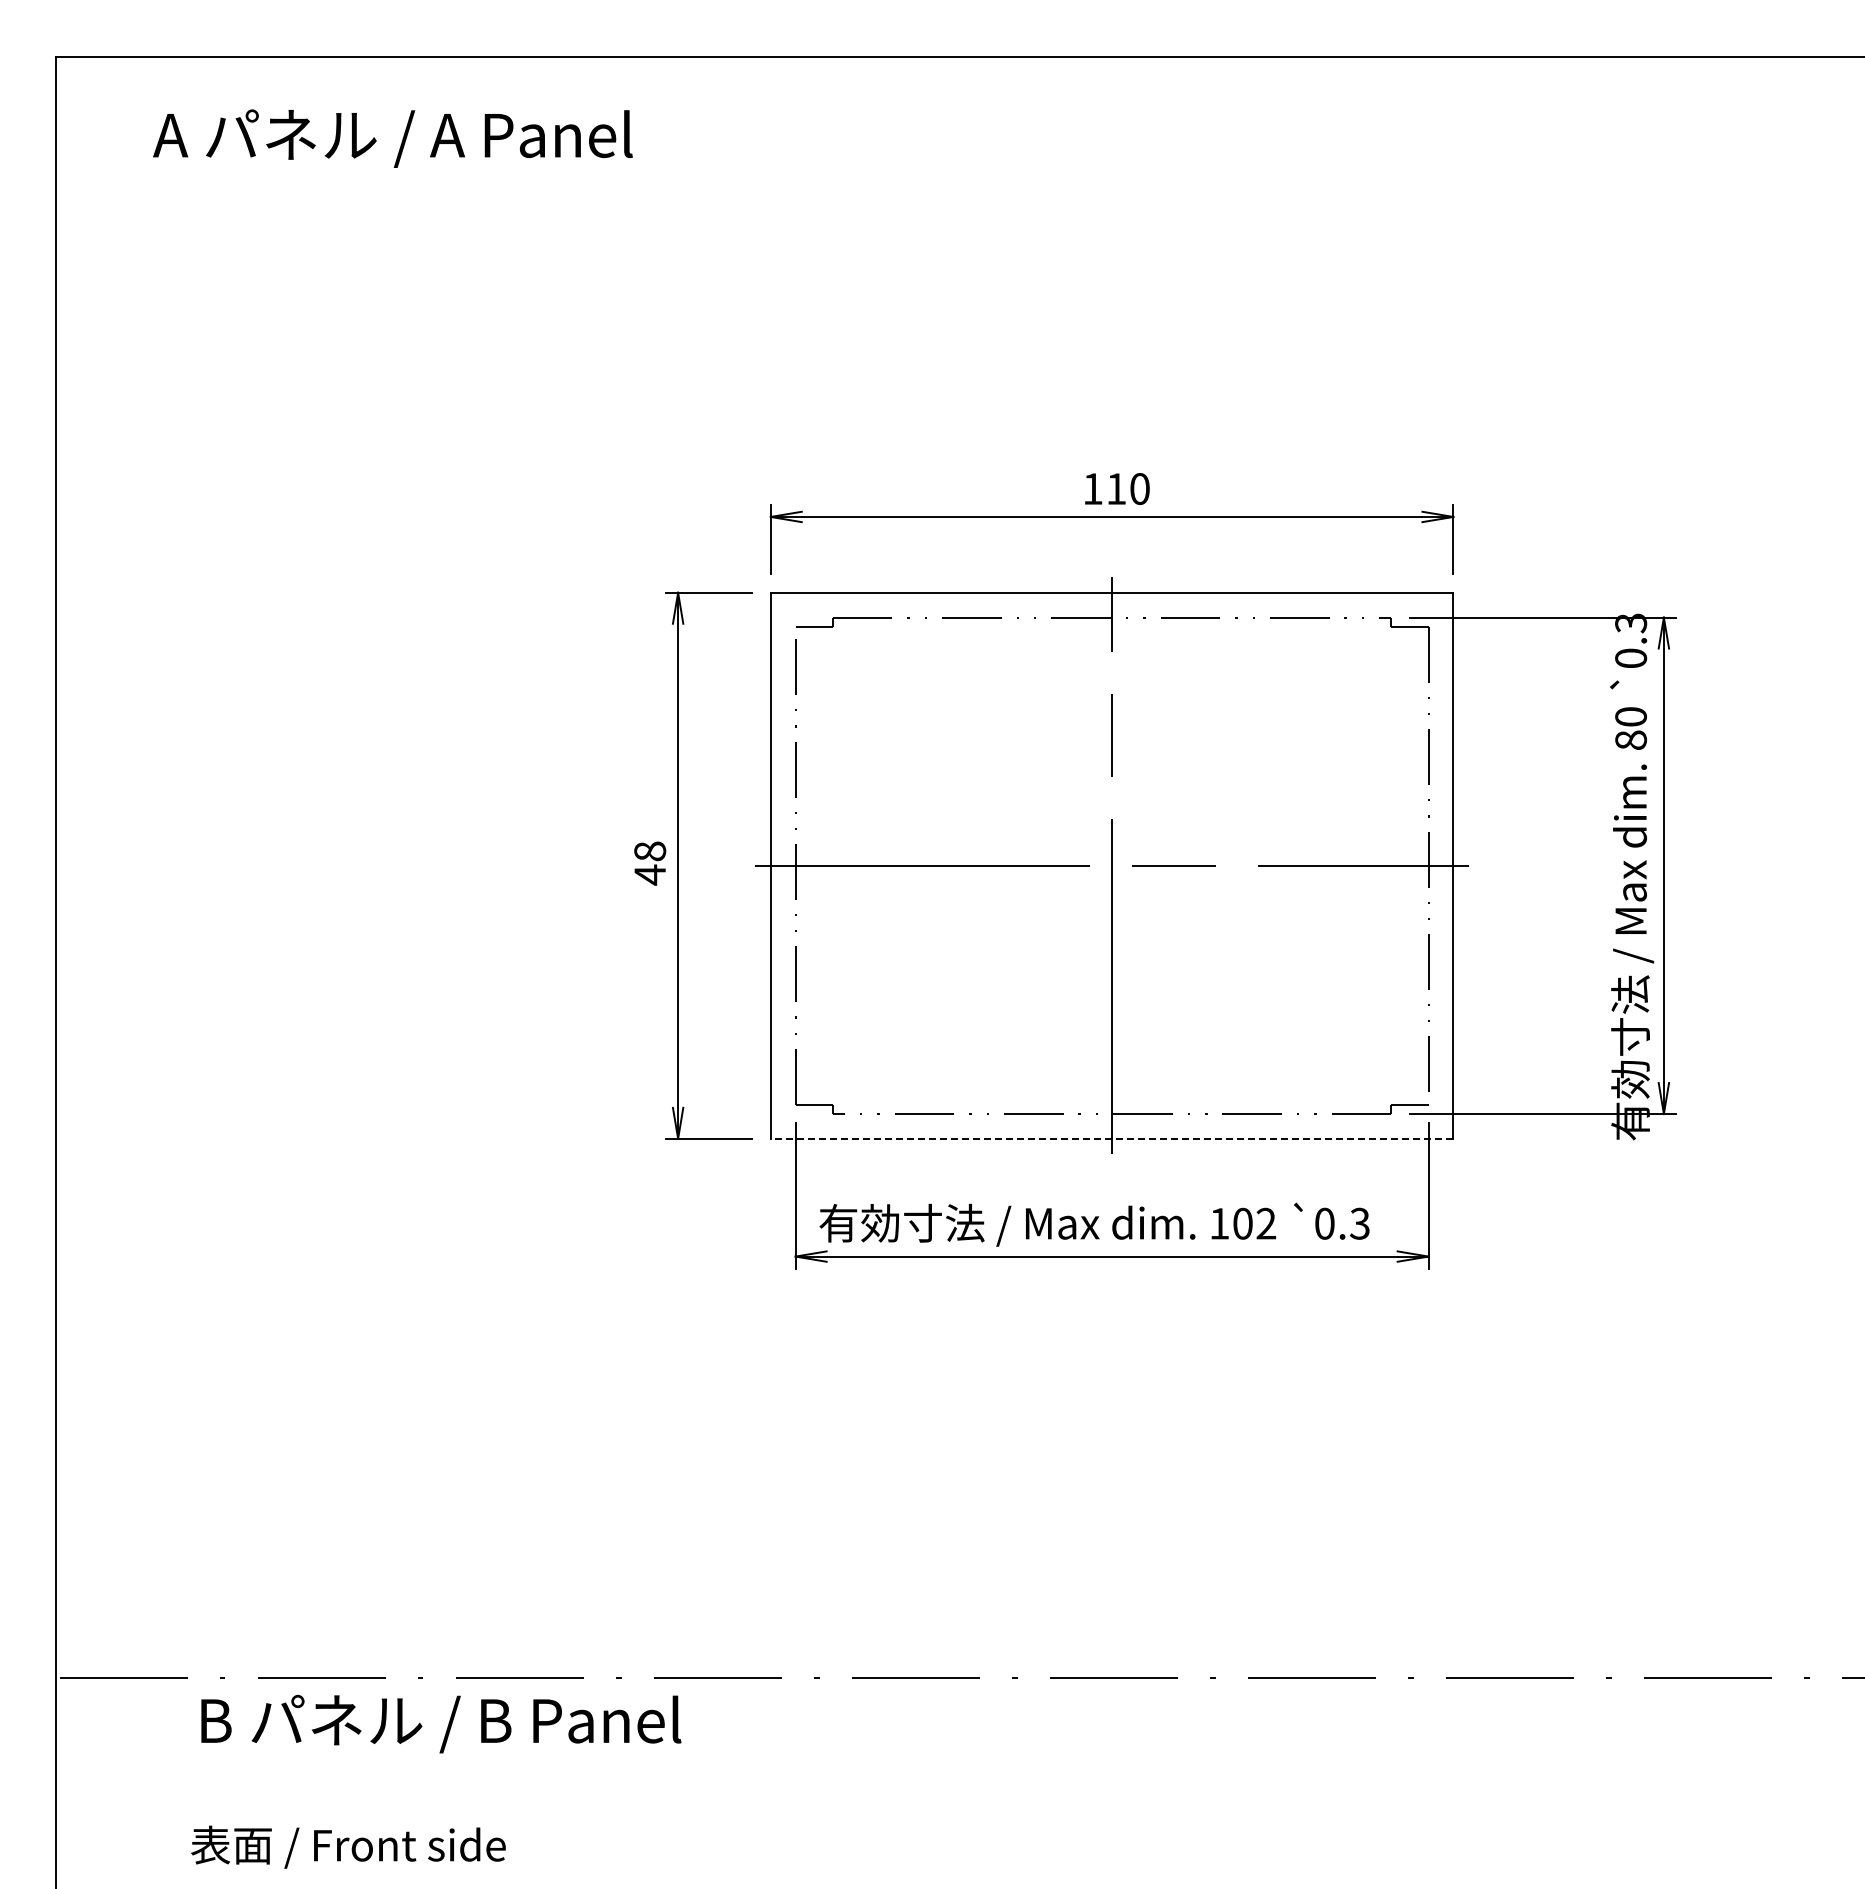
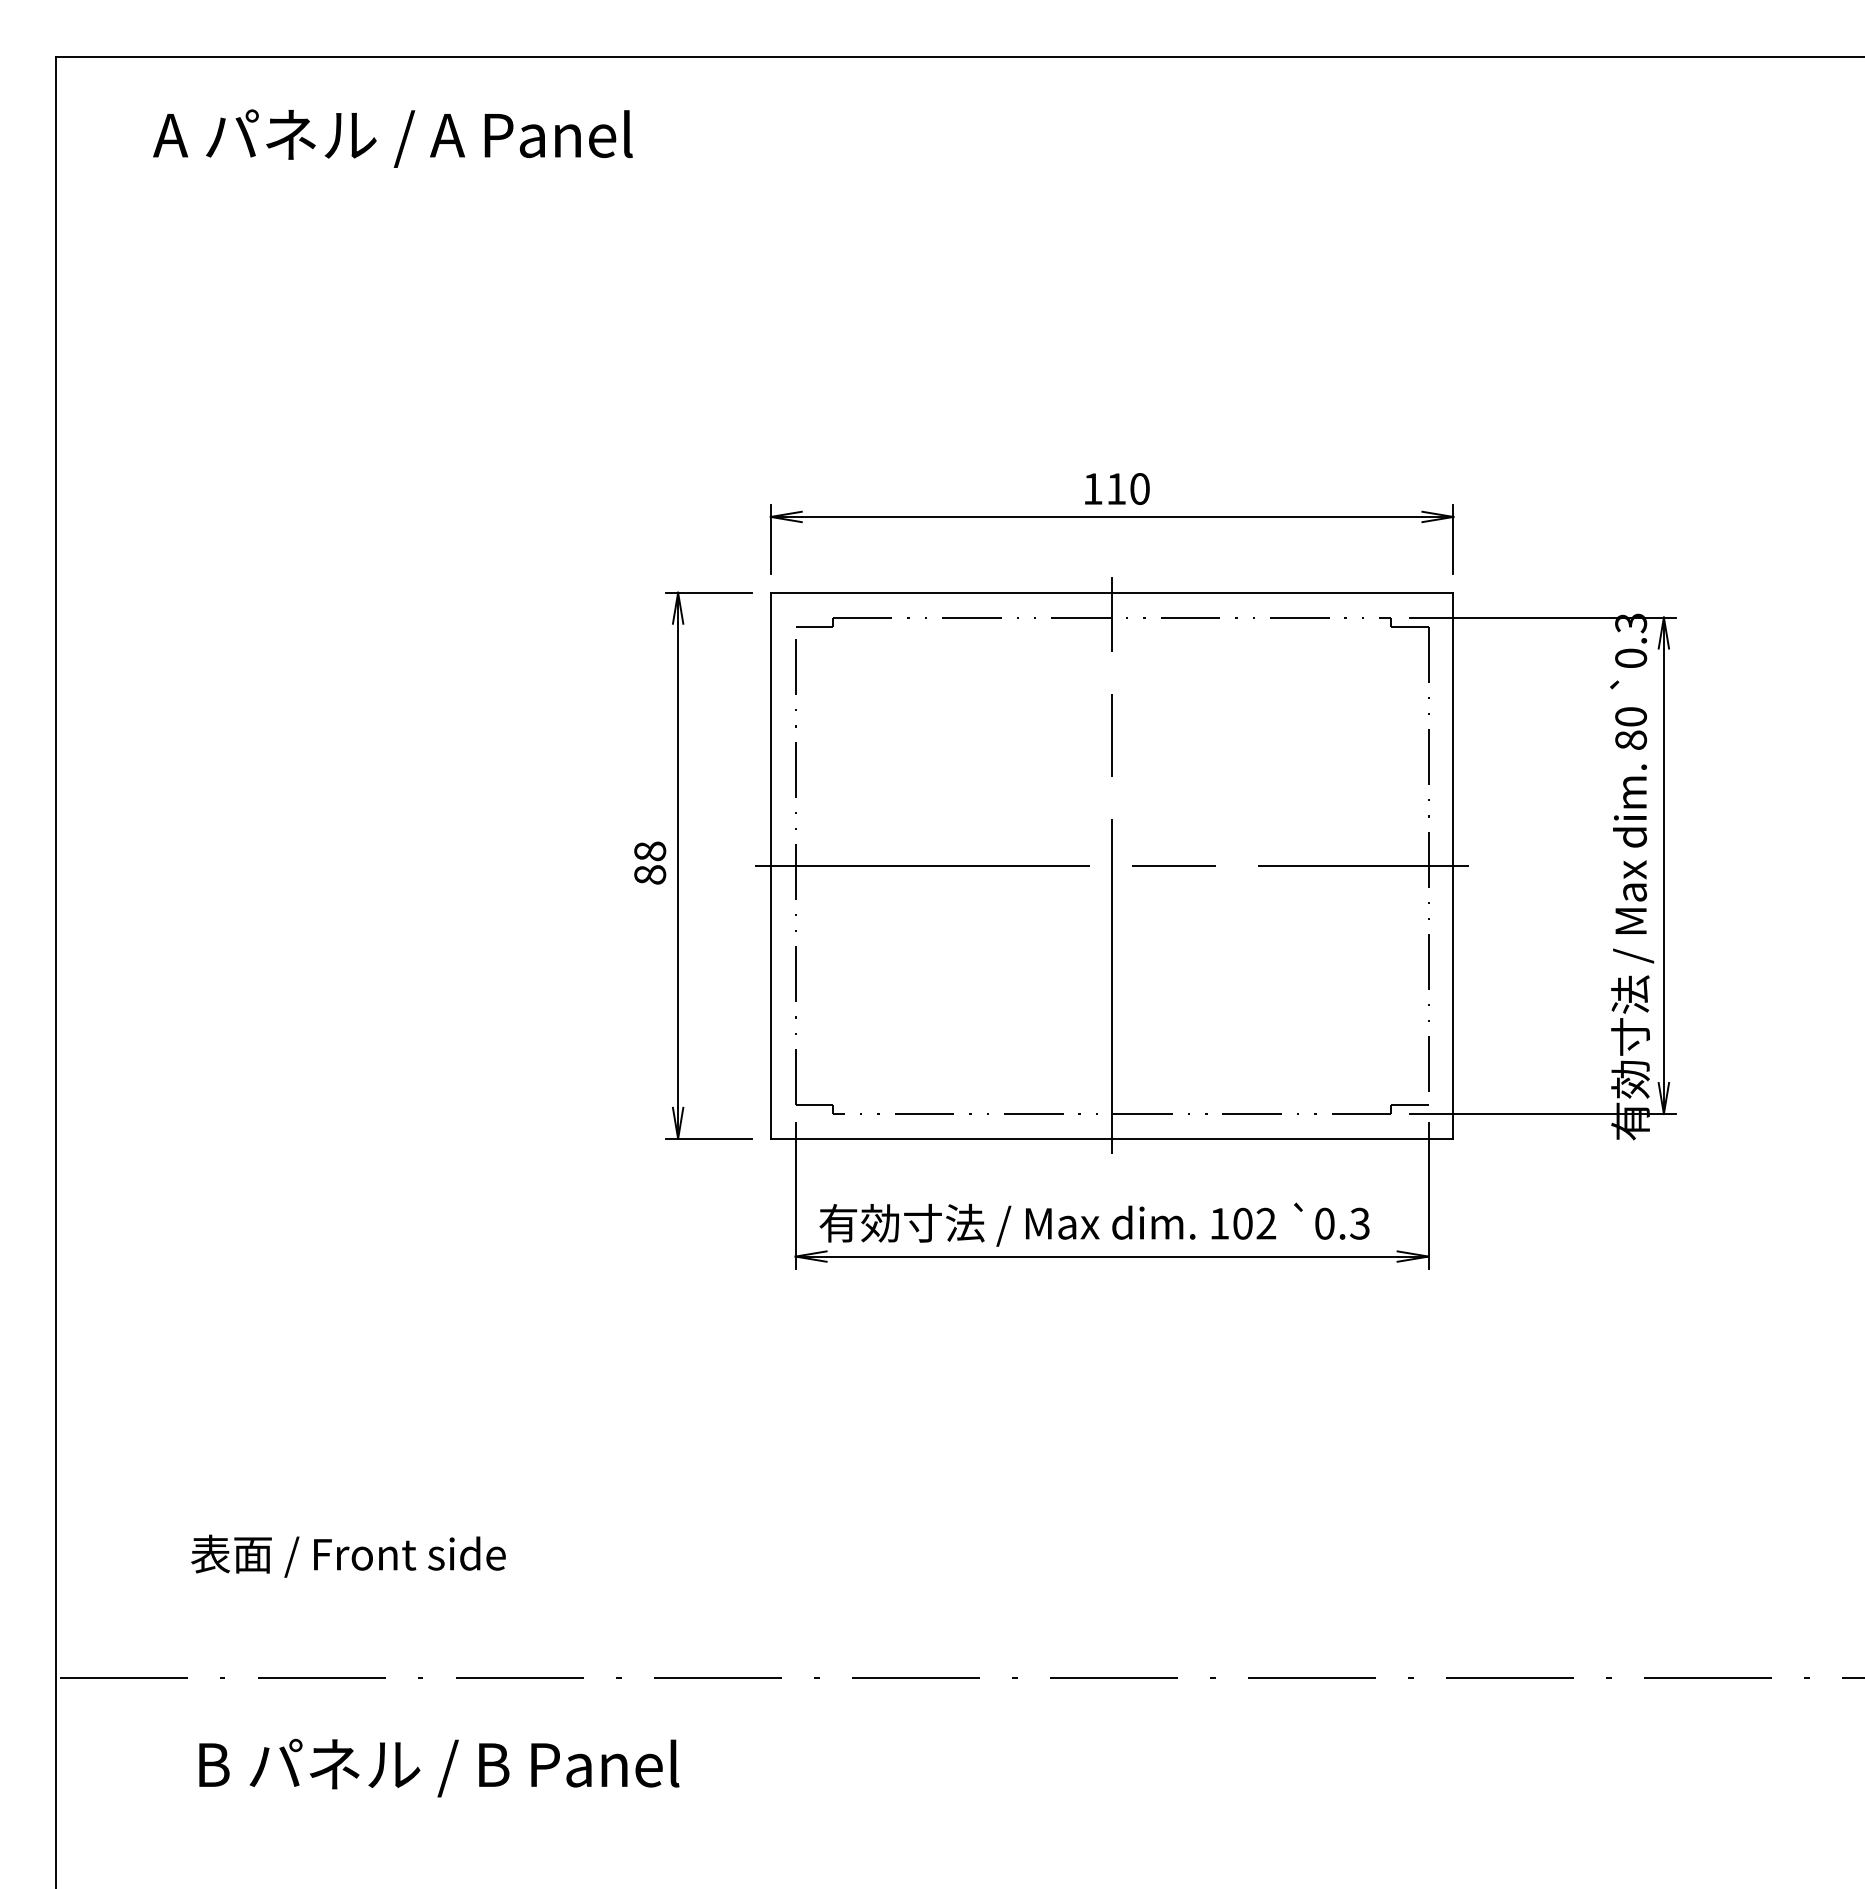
text: 48 -> 88 (650, 874)
line: dashed -> solid (1111, 1138)
text position: (441, 1723) -> (439, 1767) (439, 1767)
text position: (348, 1846) -> (348, 1555) (348, 1555)
